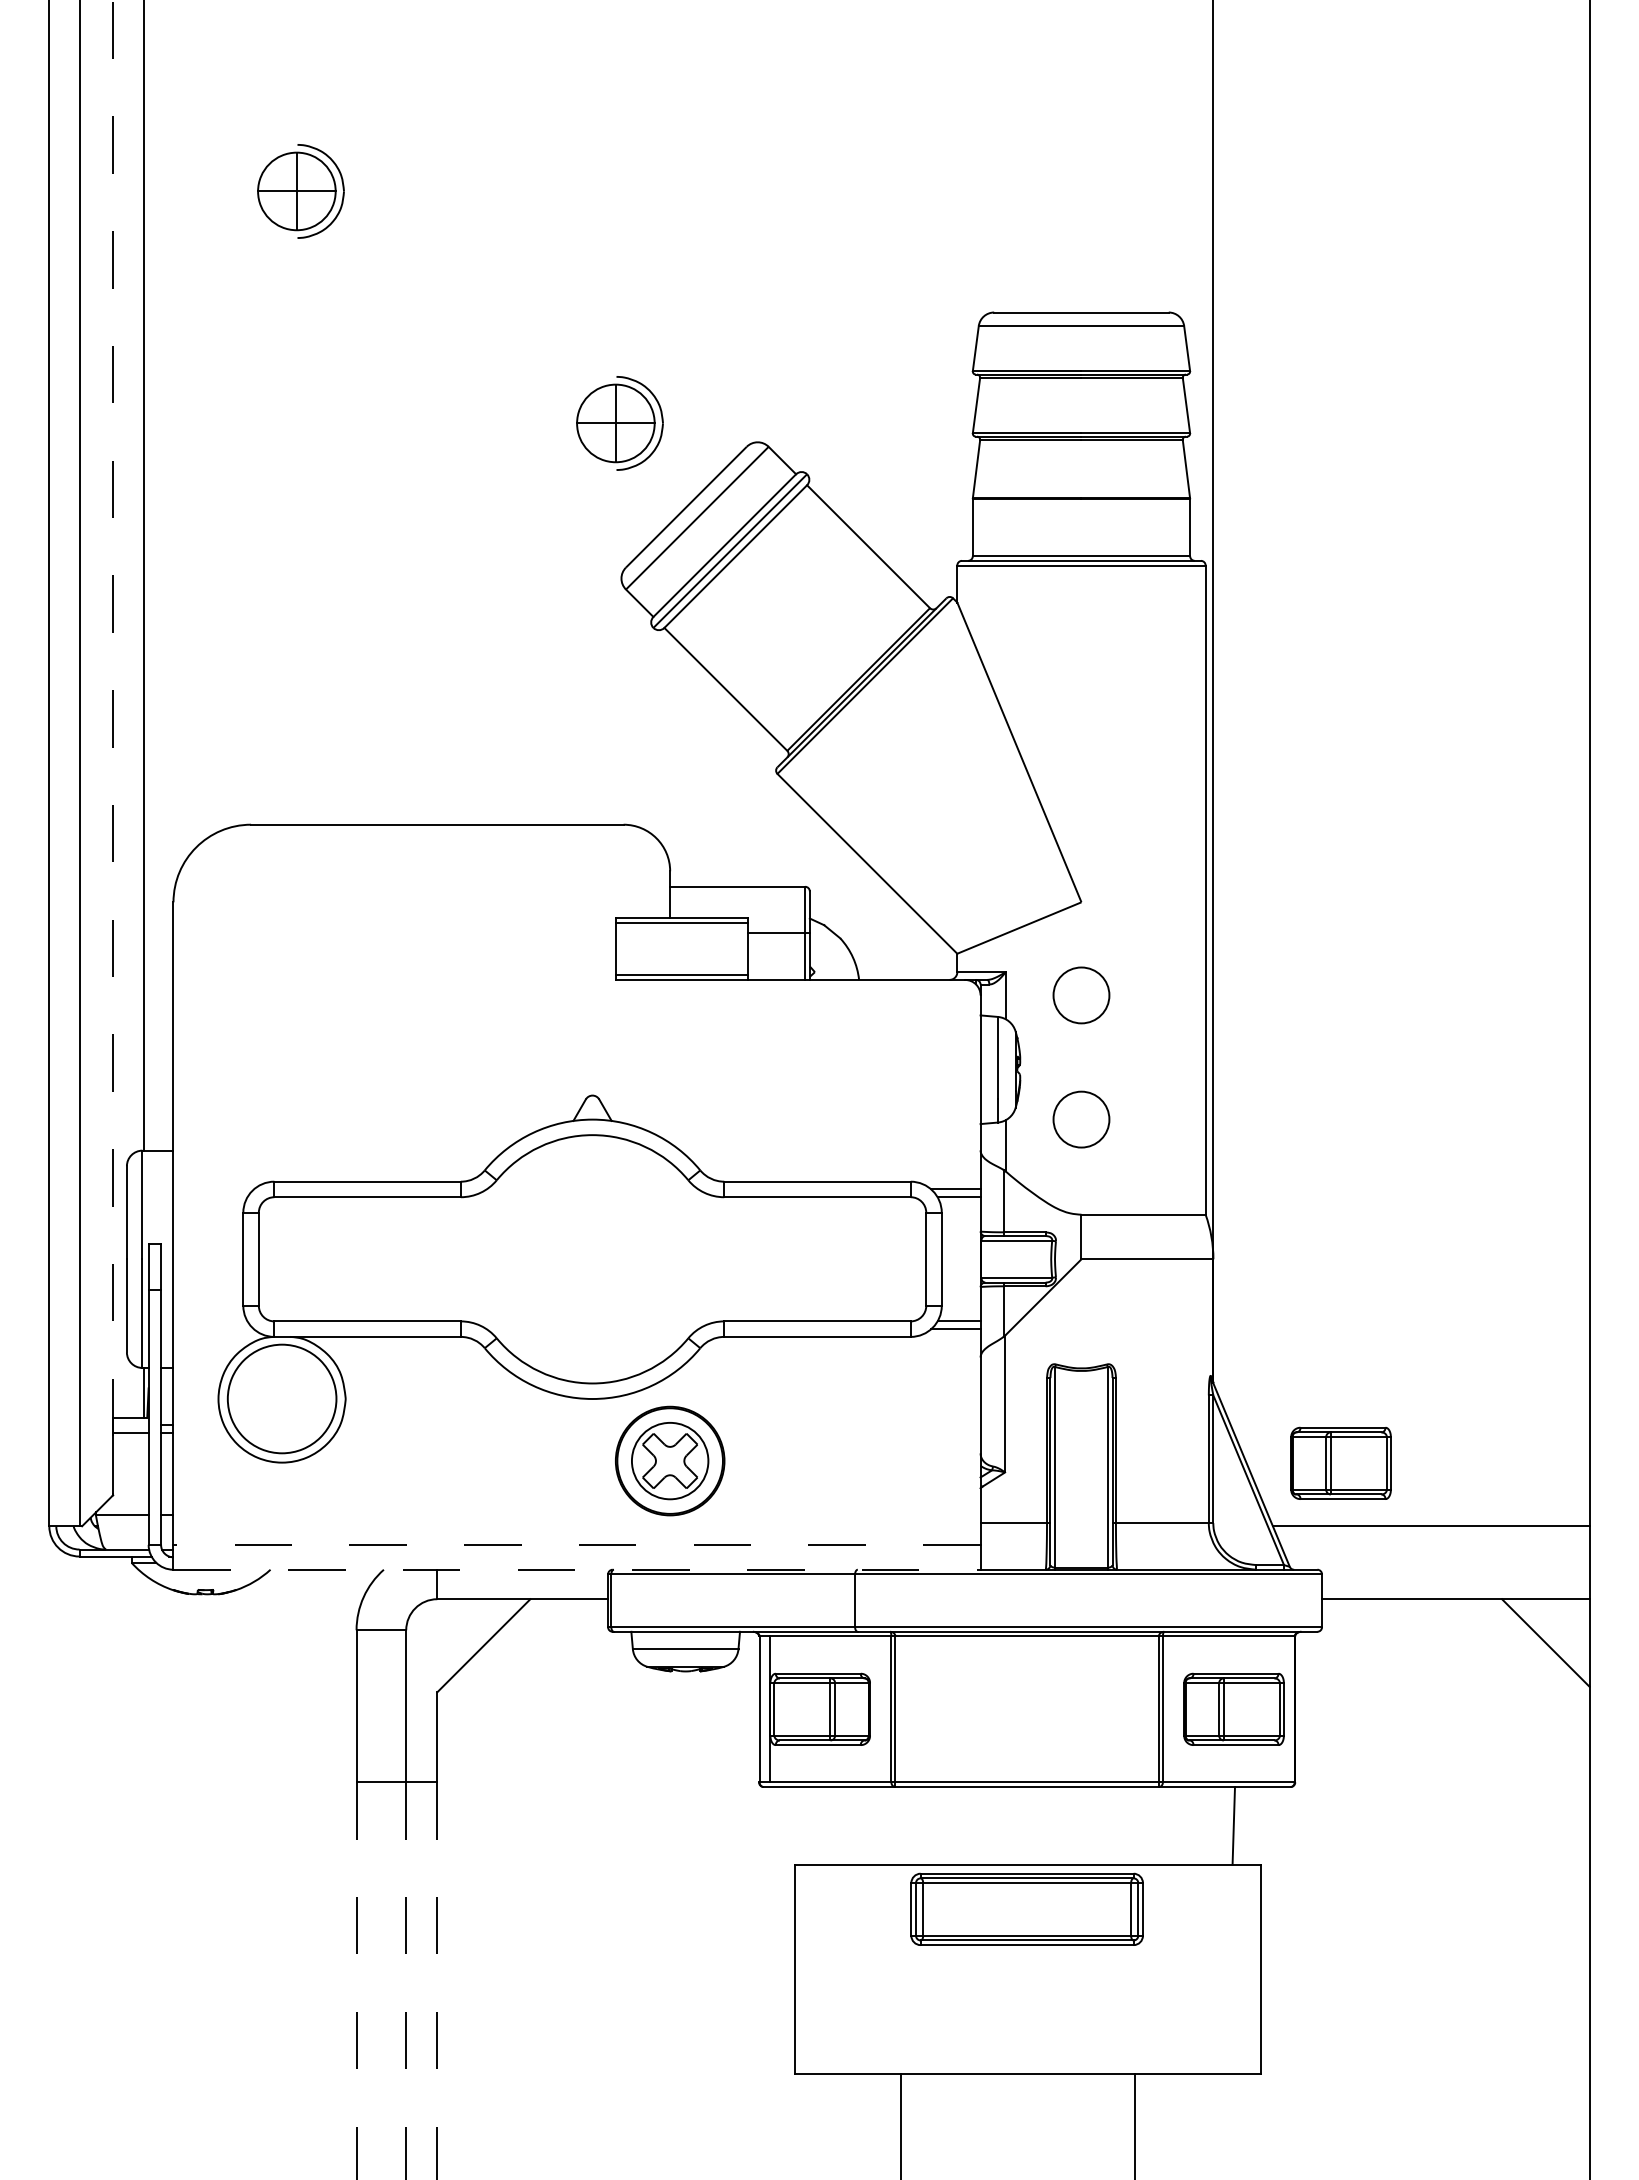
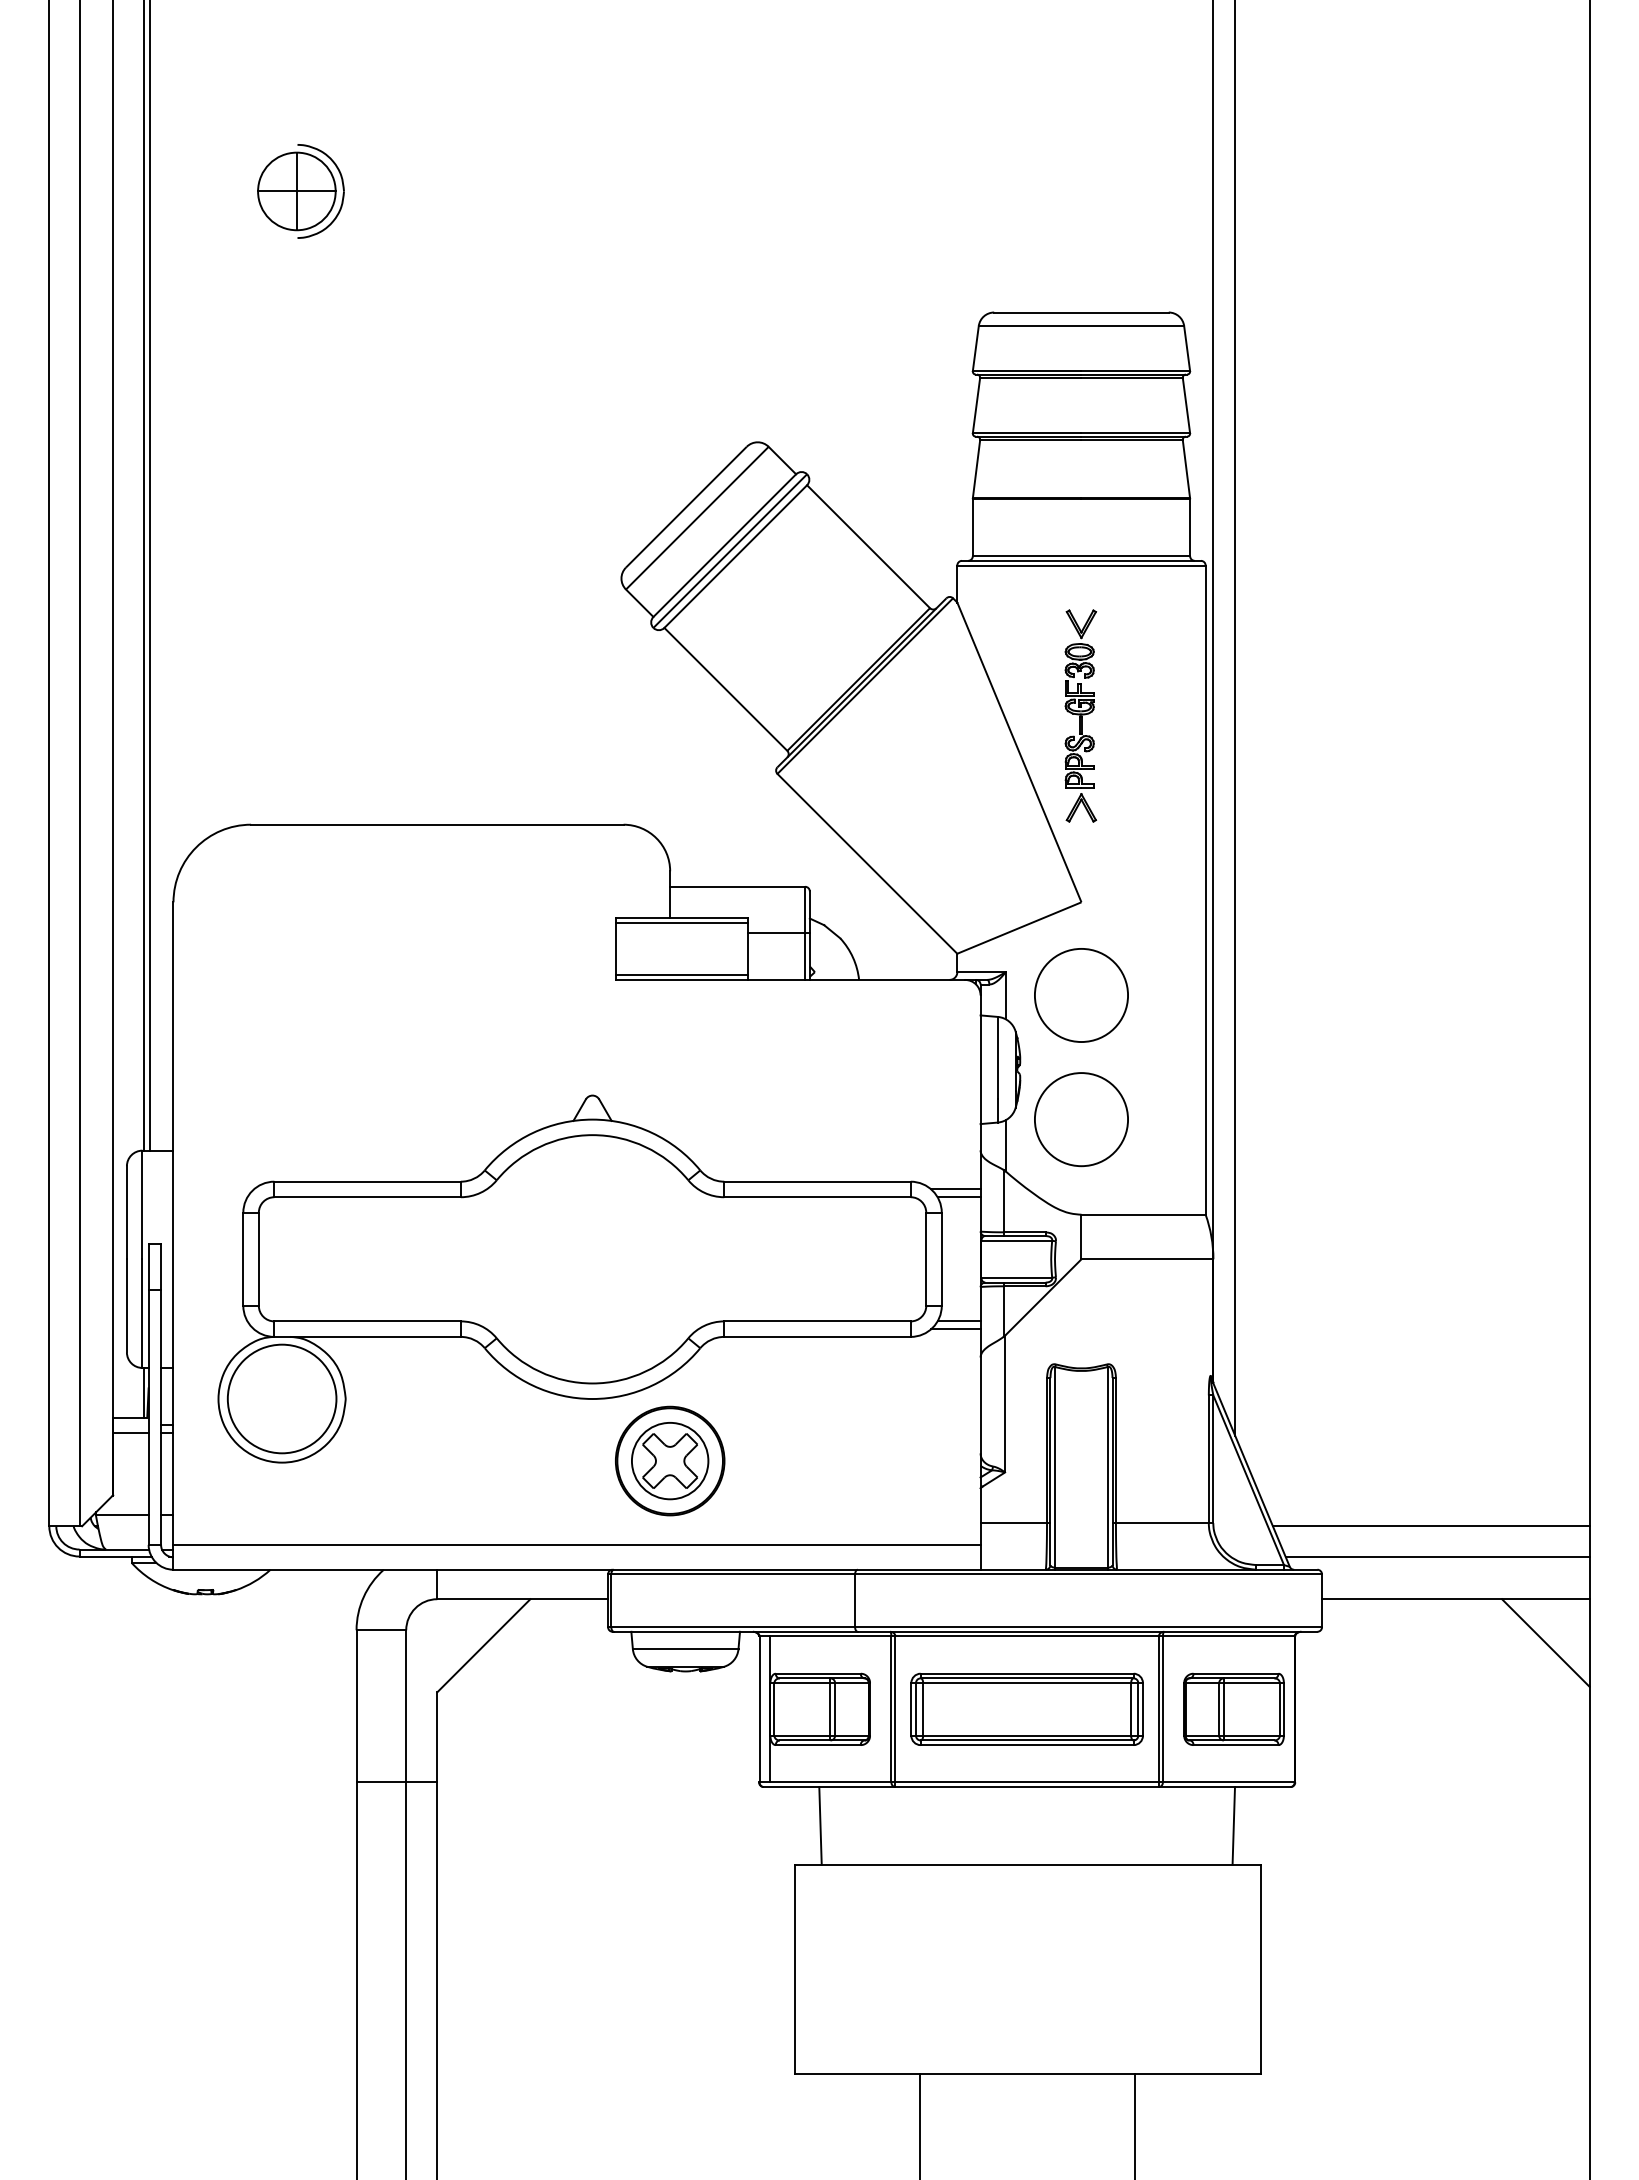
part: present -> none (619, 423)
line: none -> present (150, 576)
part: none -> present (1080, 715)
line: none -> present (1235, 719)
line: dashed -> solid (112, 748)
circle diameter: 56 px -> 93 px (1081, 995)
circle diameter: 56 px -> 93 px (1081, 1119)
part: present -> none (1340, 1462)
line: dashed -> solid (577, 1544)
line: none -> present (1437, 1557)
line: dashed -> solid (577, 1569)
line: none -> present (820, 1825)
part position: (1026, 1908) -> (1026, 1708) (1026, 1708)
line: dashed -> solid (356, 1981)
line: dashed -> solid (406, 1981)
line: dashed -> solid (437, 1981)
line position: (901, 2125) -> (920, 2125) (920, 2125)
